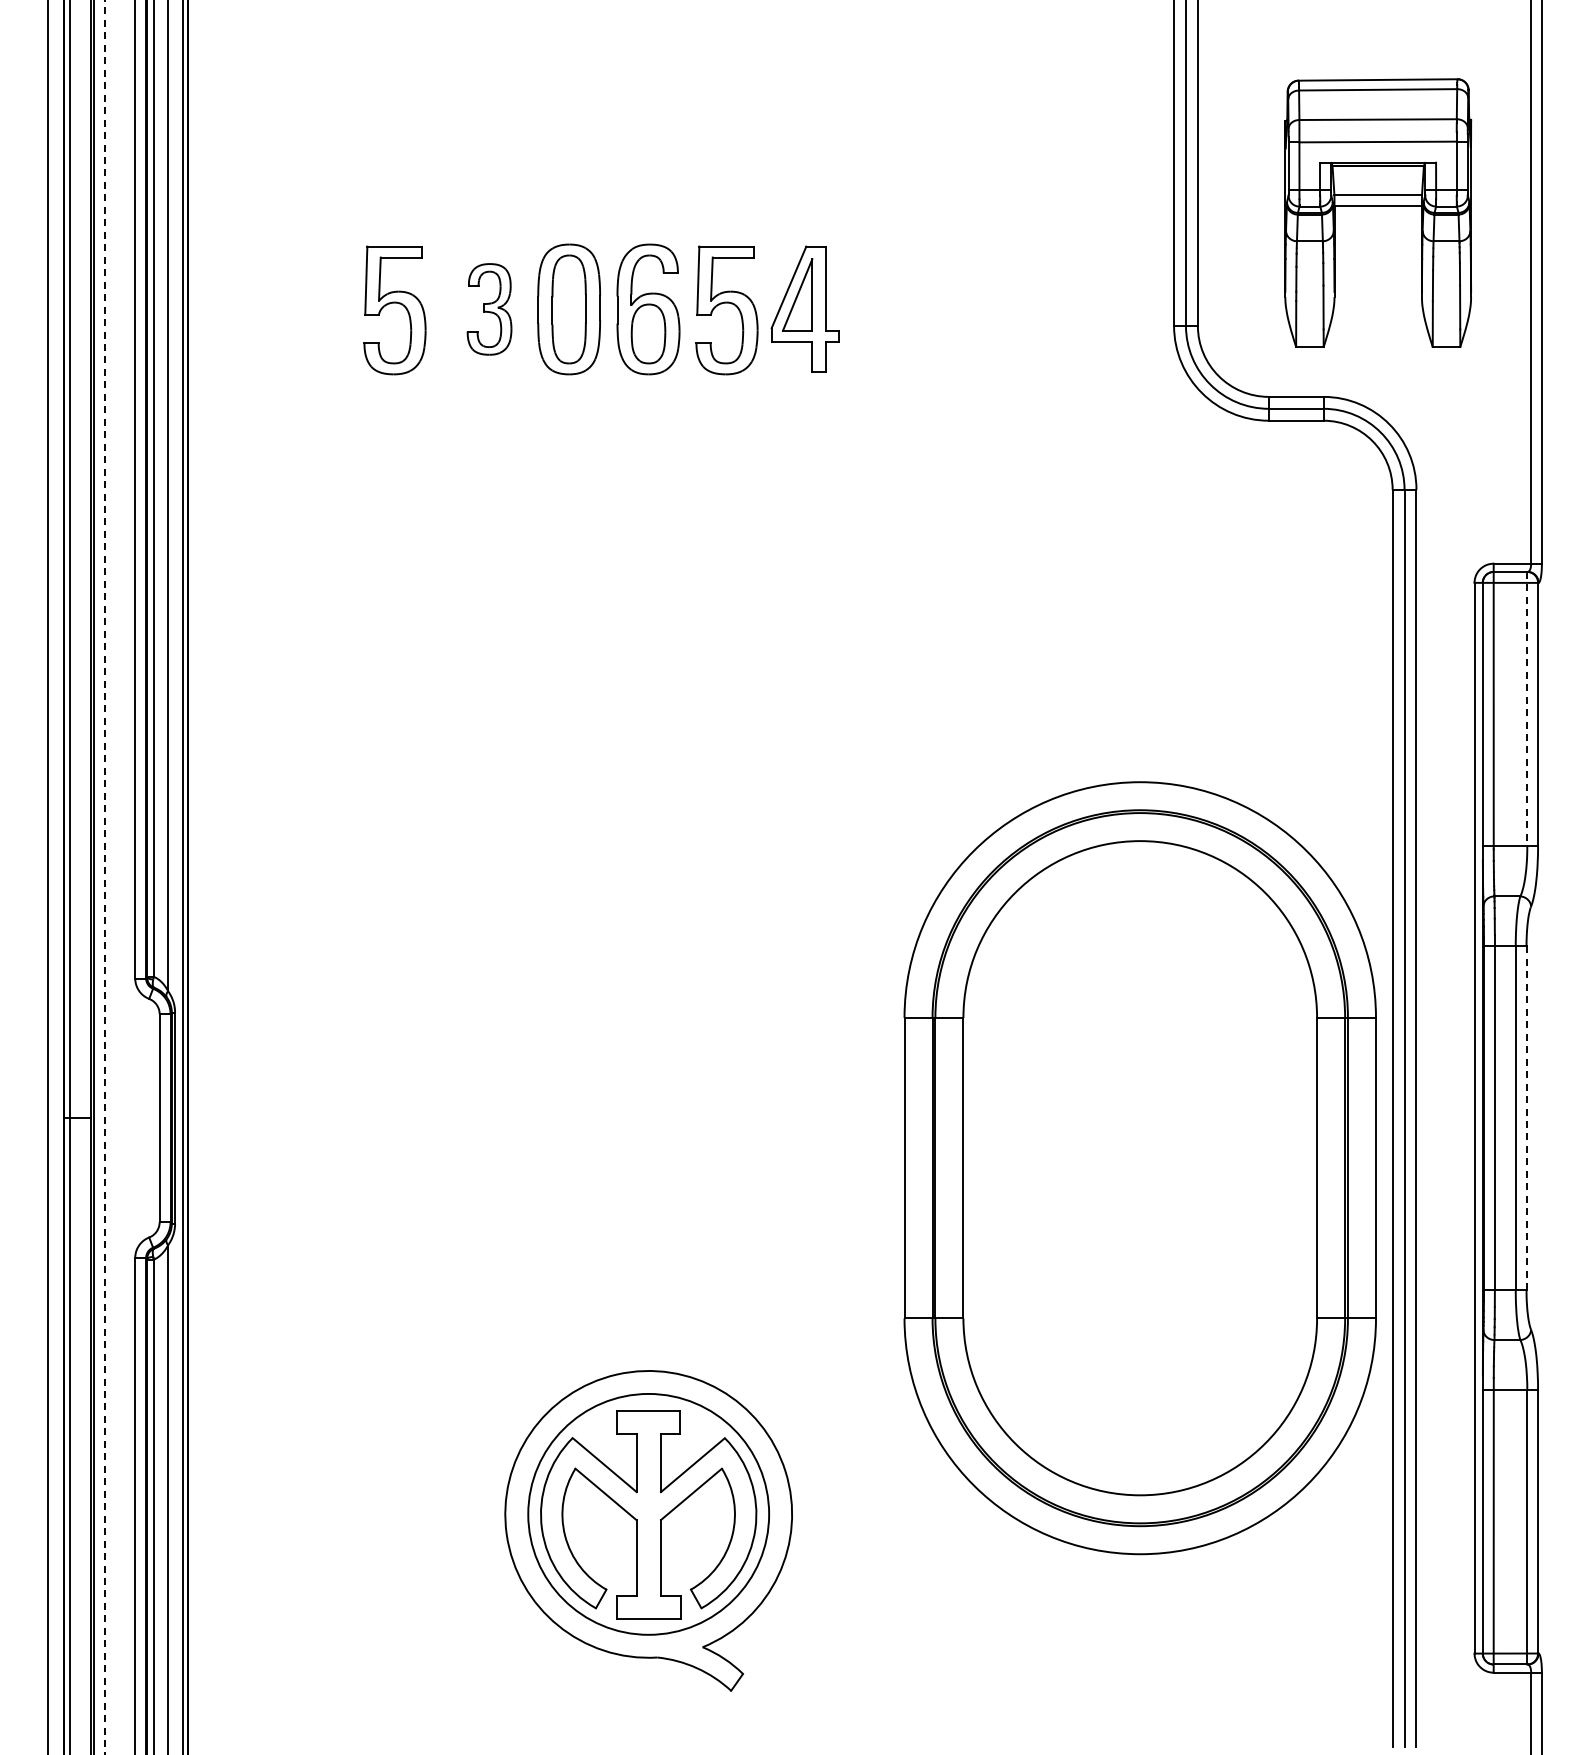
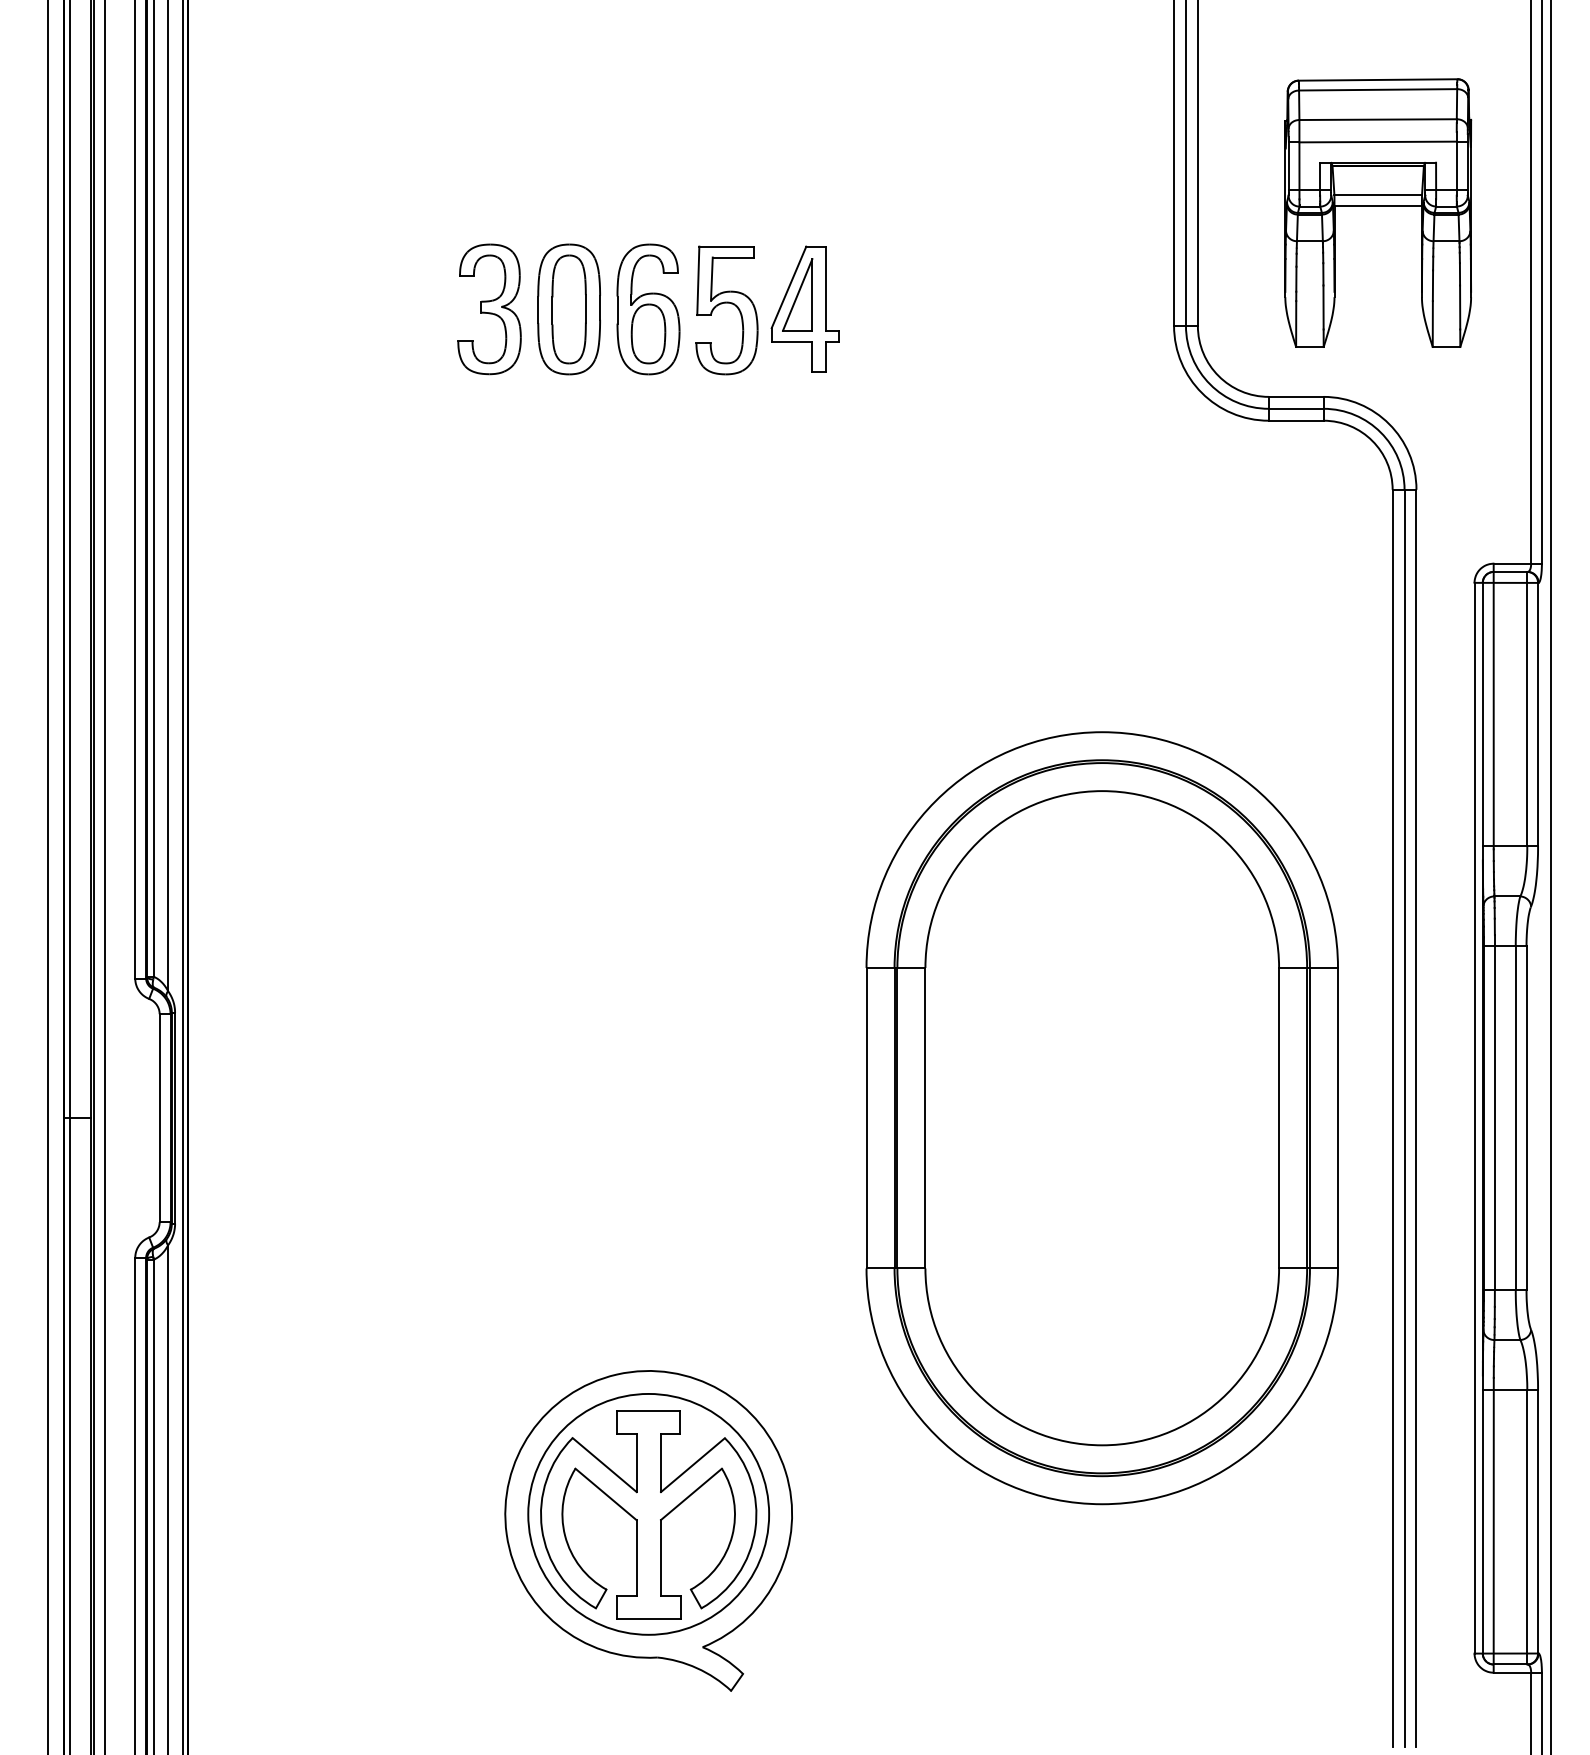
part: present -> none (394, 303)
part size: 47x93 px -> 65x133 px (489, 309)
line: dashed -> solid (1527, 709)
line: none -> present (1550, 876)
line: dashed -> solid (104, 877)
line: dashed -> solid (1526, 1118)
part position: (1139, 1168) -> (1101, 1118) (1101, 1118)
